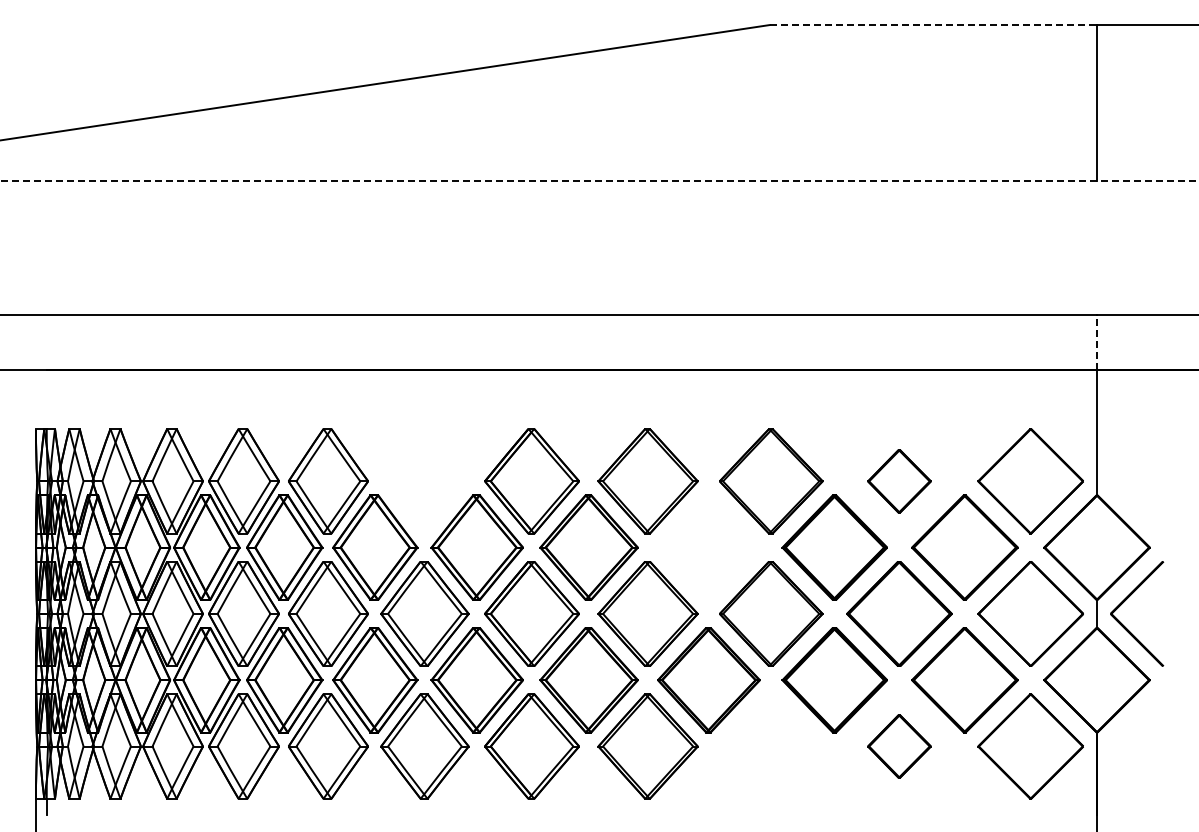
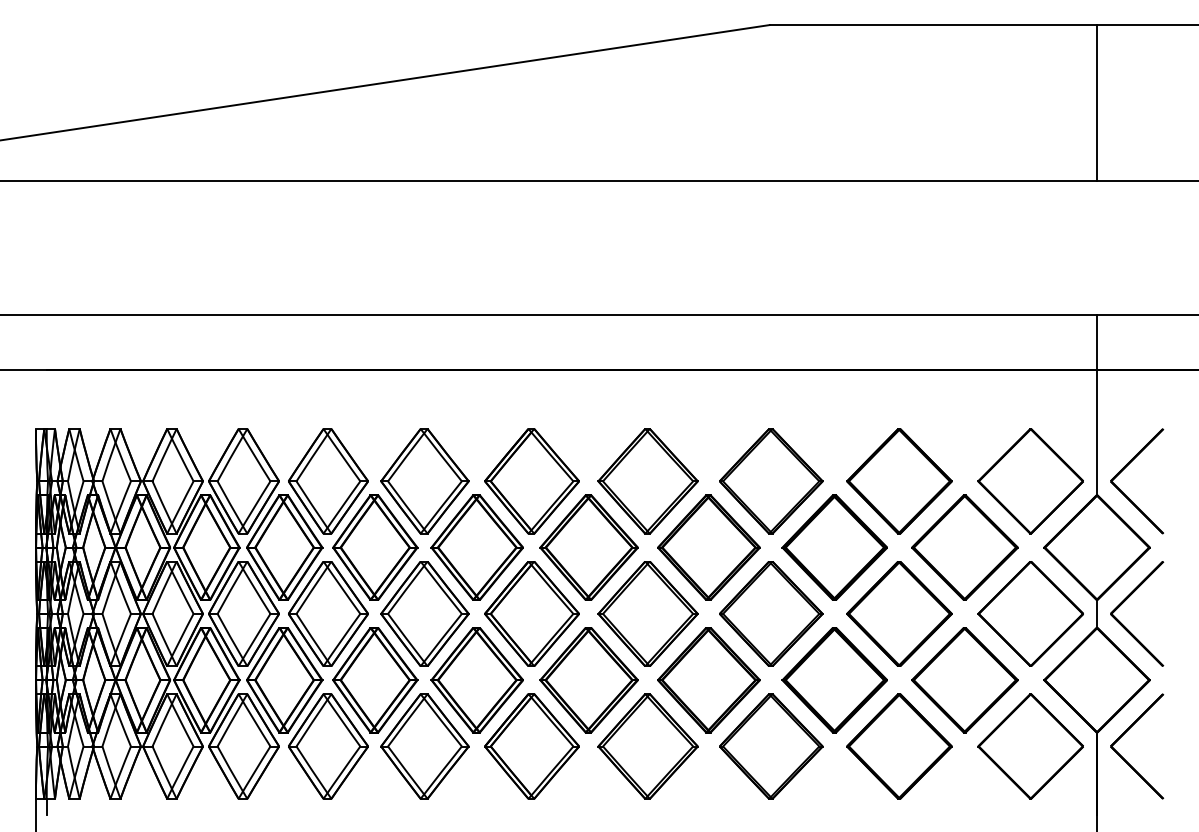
line: dashed -> solid (933, 25)
line: dashed -> solid (599, 181)
line: dashed -> solid (1097, 342)
part: none -> present (1125, 468)
part: none -> present (424, 481)
part size: 65x65 px -> 107x107 px (899, 481)
part: none -> present (708, 547)
part: none -> present (1125, 733)
part: none -> present (771, 746)
part size: 65x65 px -> 107x107 px (899, 746)
